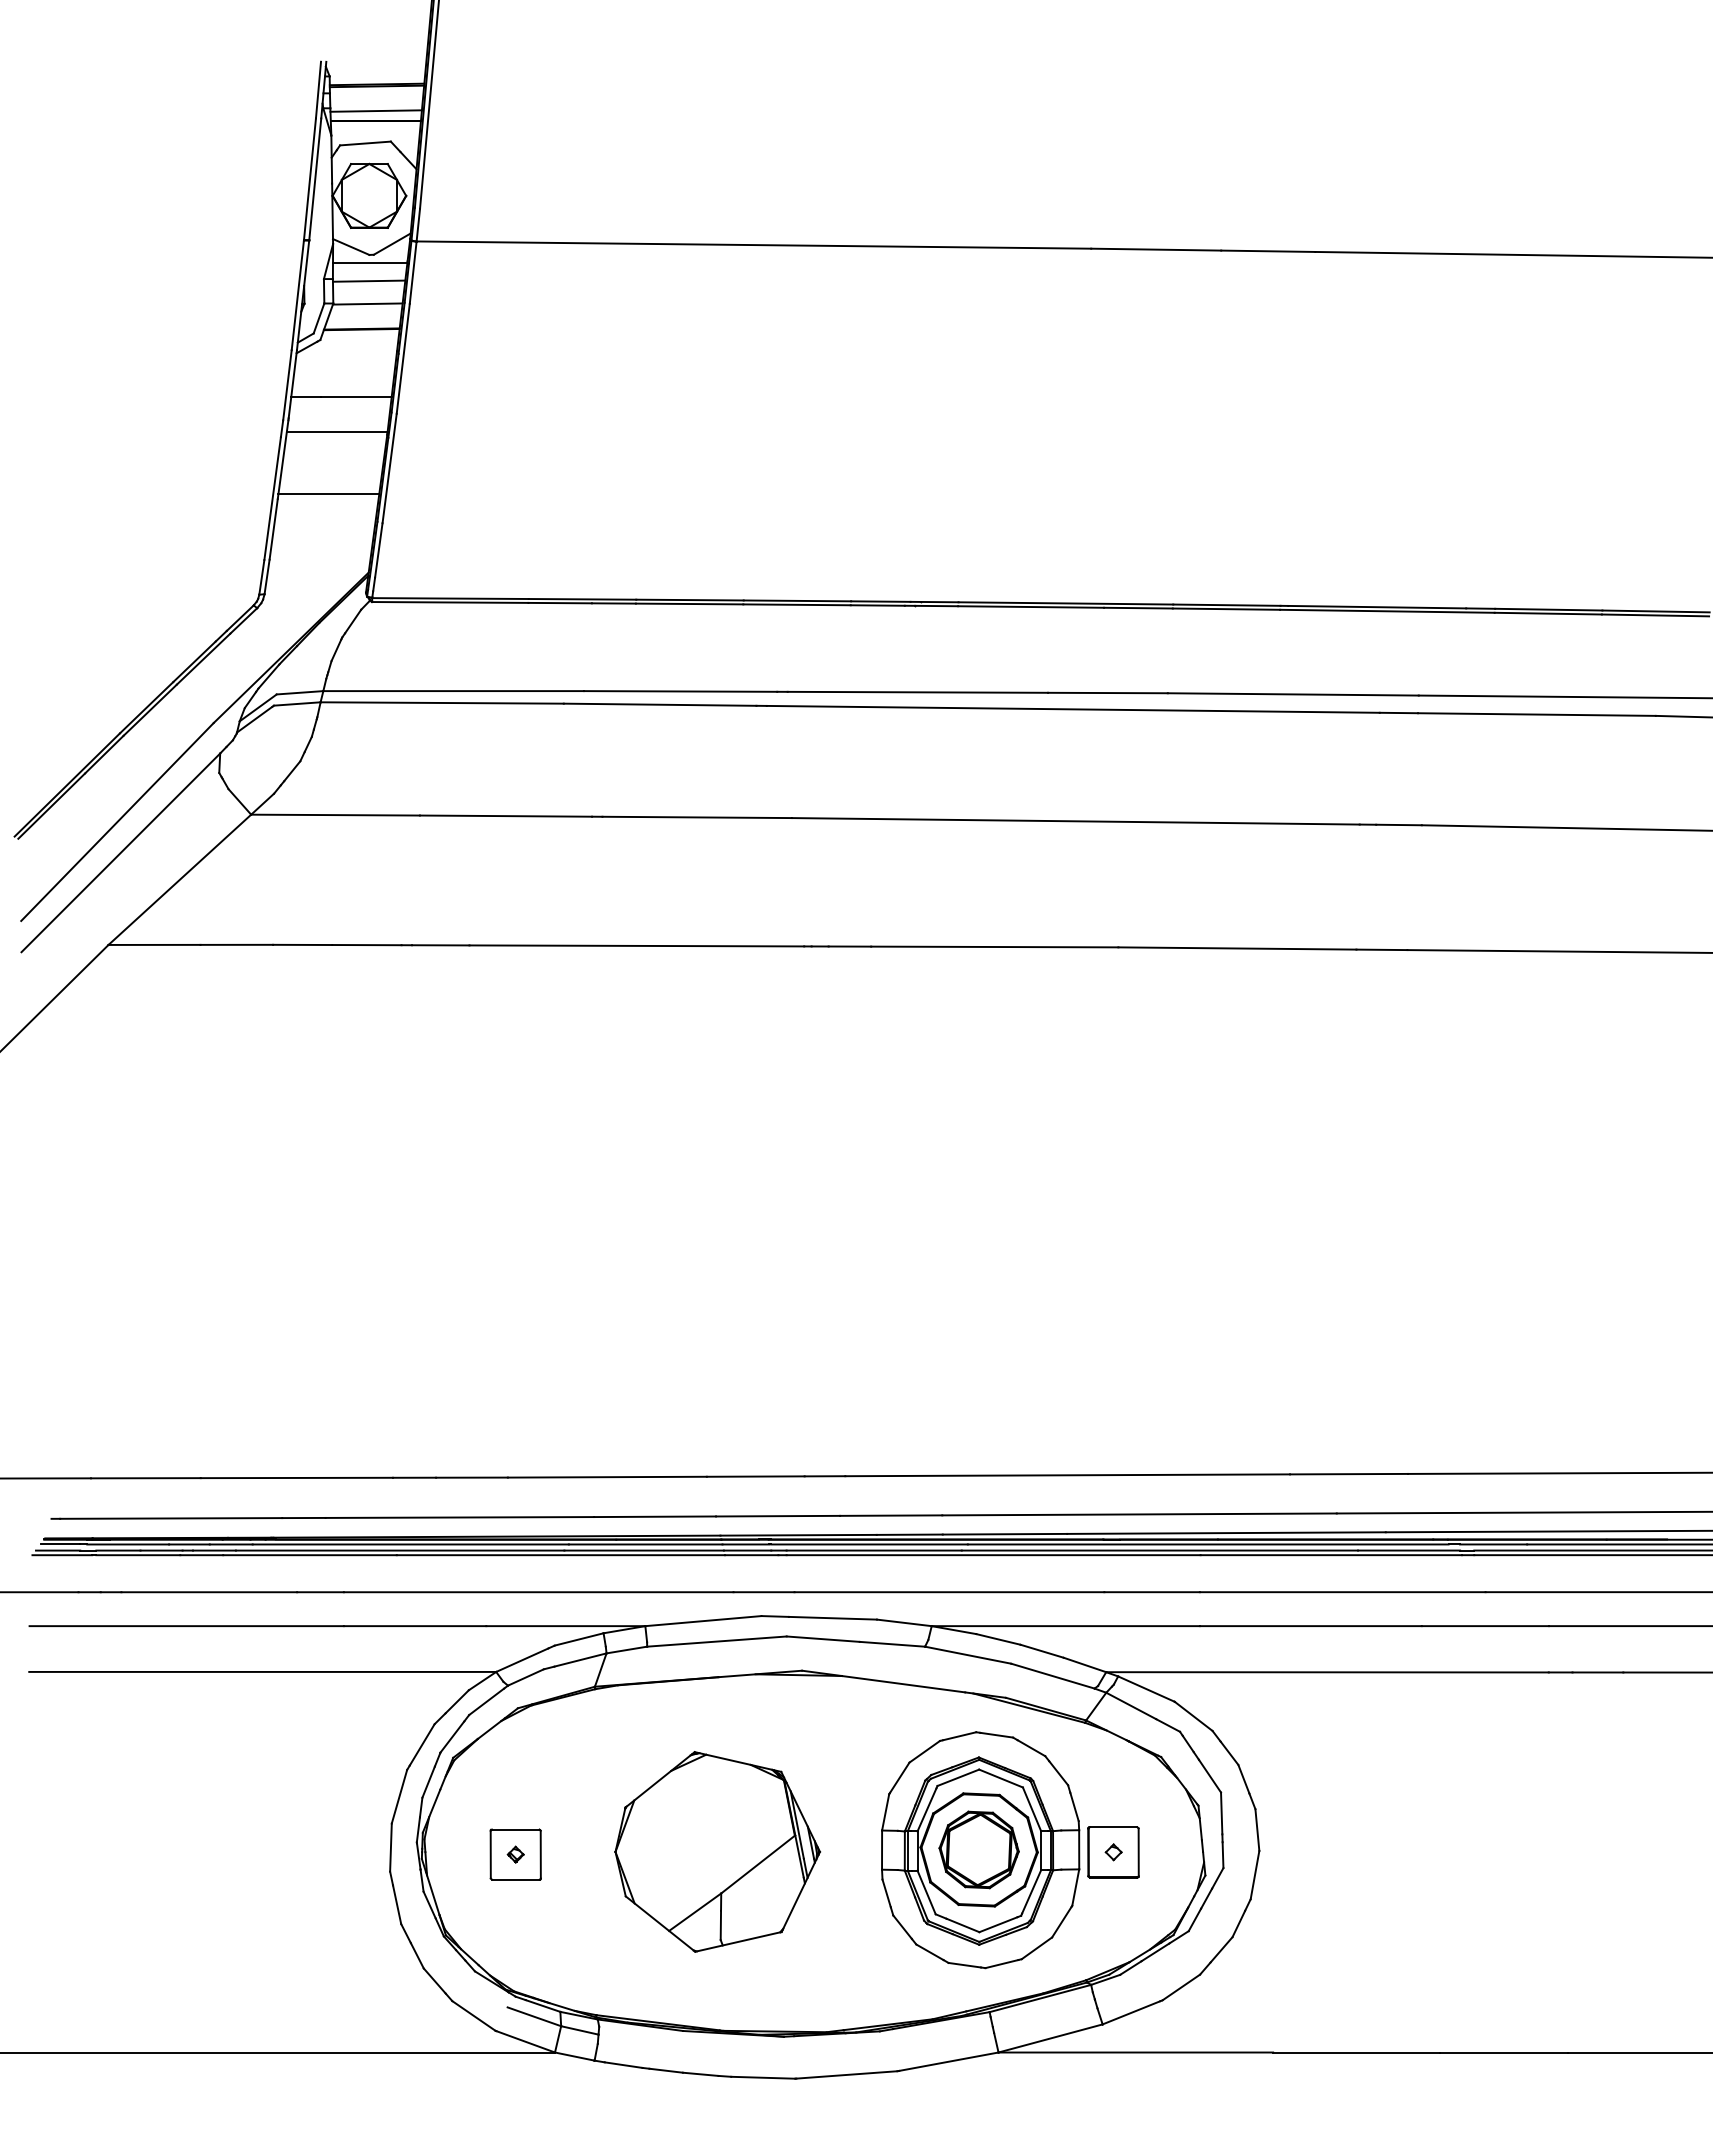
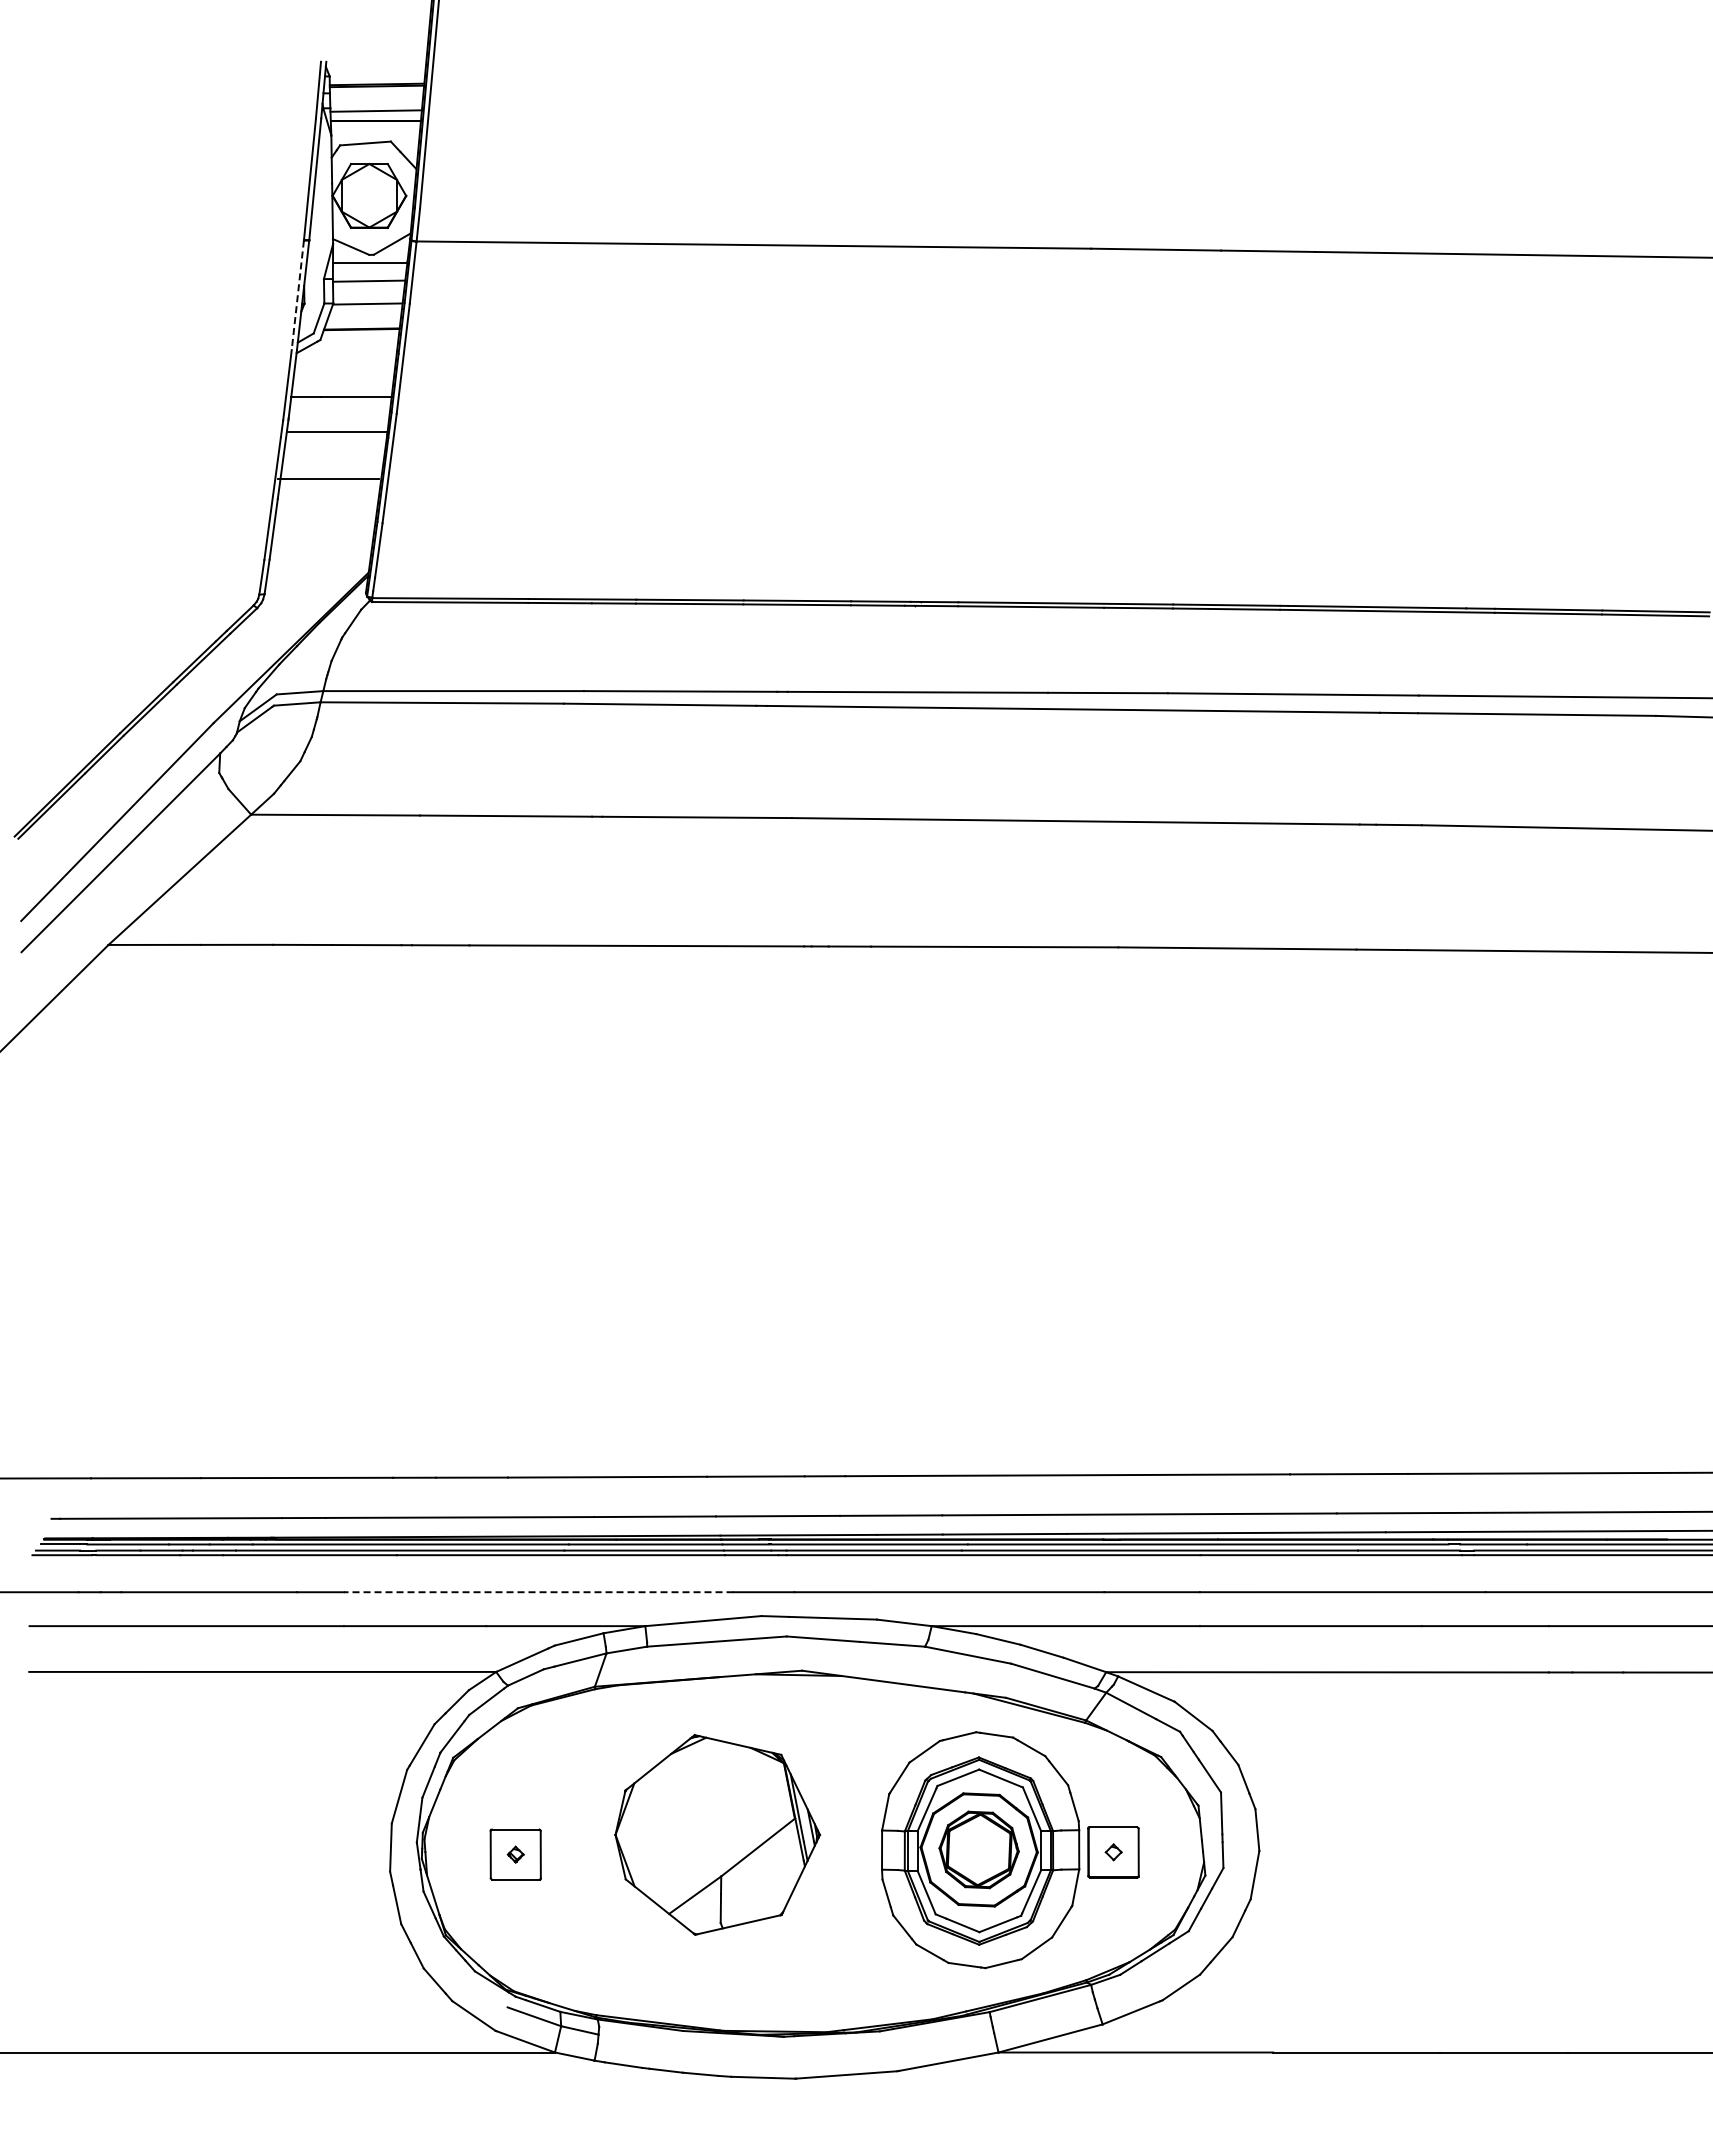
line: solid -> dashed (297, 295)
line position: (328, 494) -> (328, 479) (328, 479)
line: solid -> dashed (538, 1592)
part position: (717, 1851) -> (717, 1834) (717, 1834)
